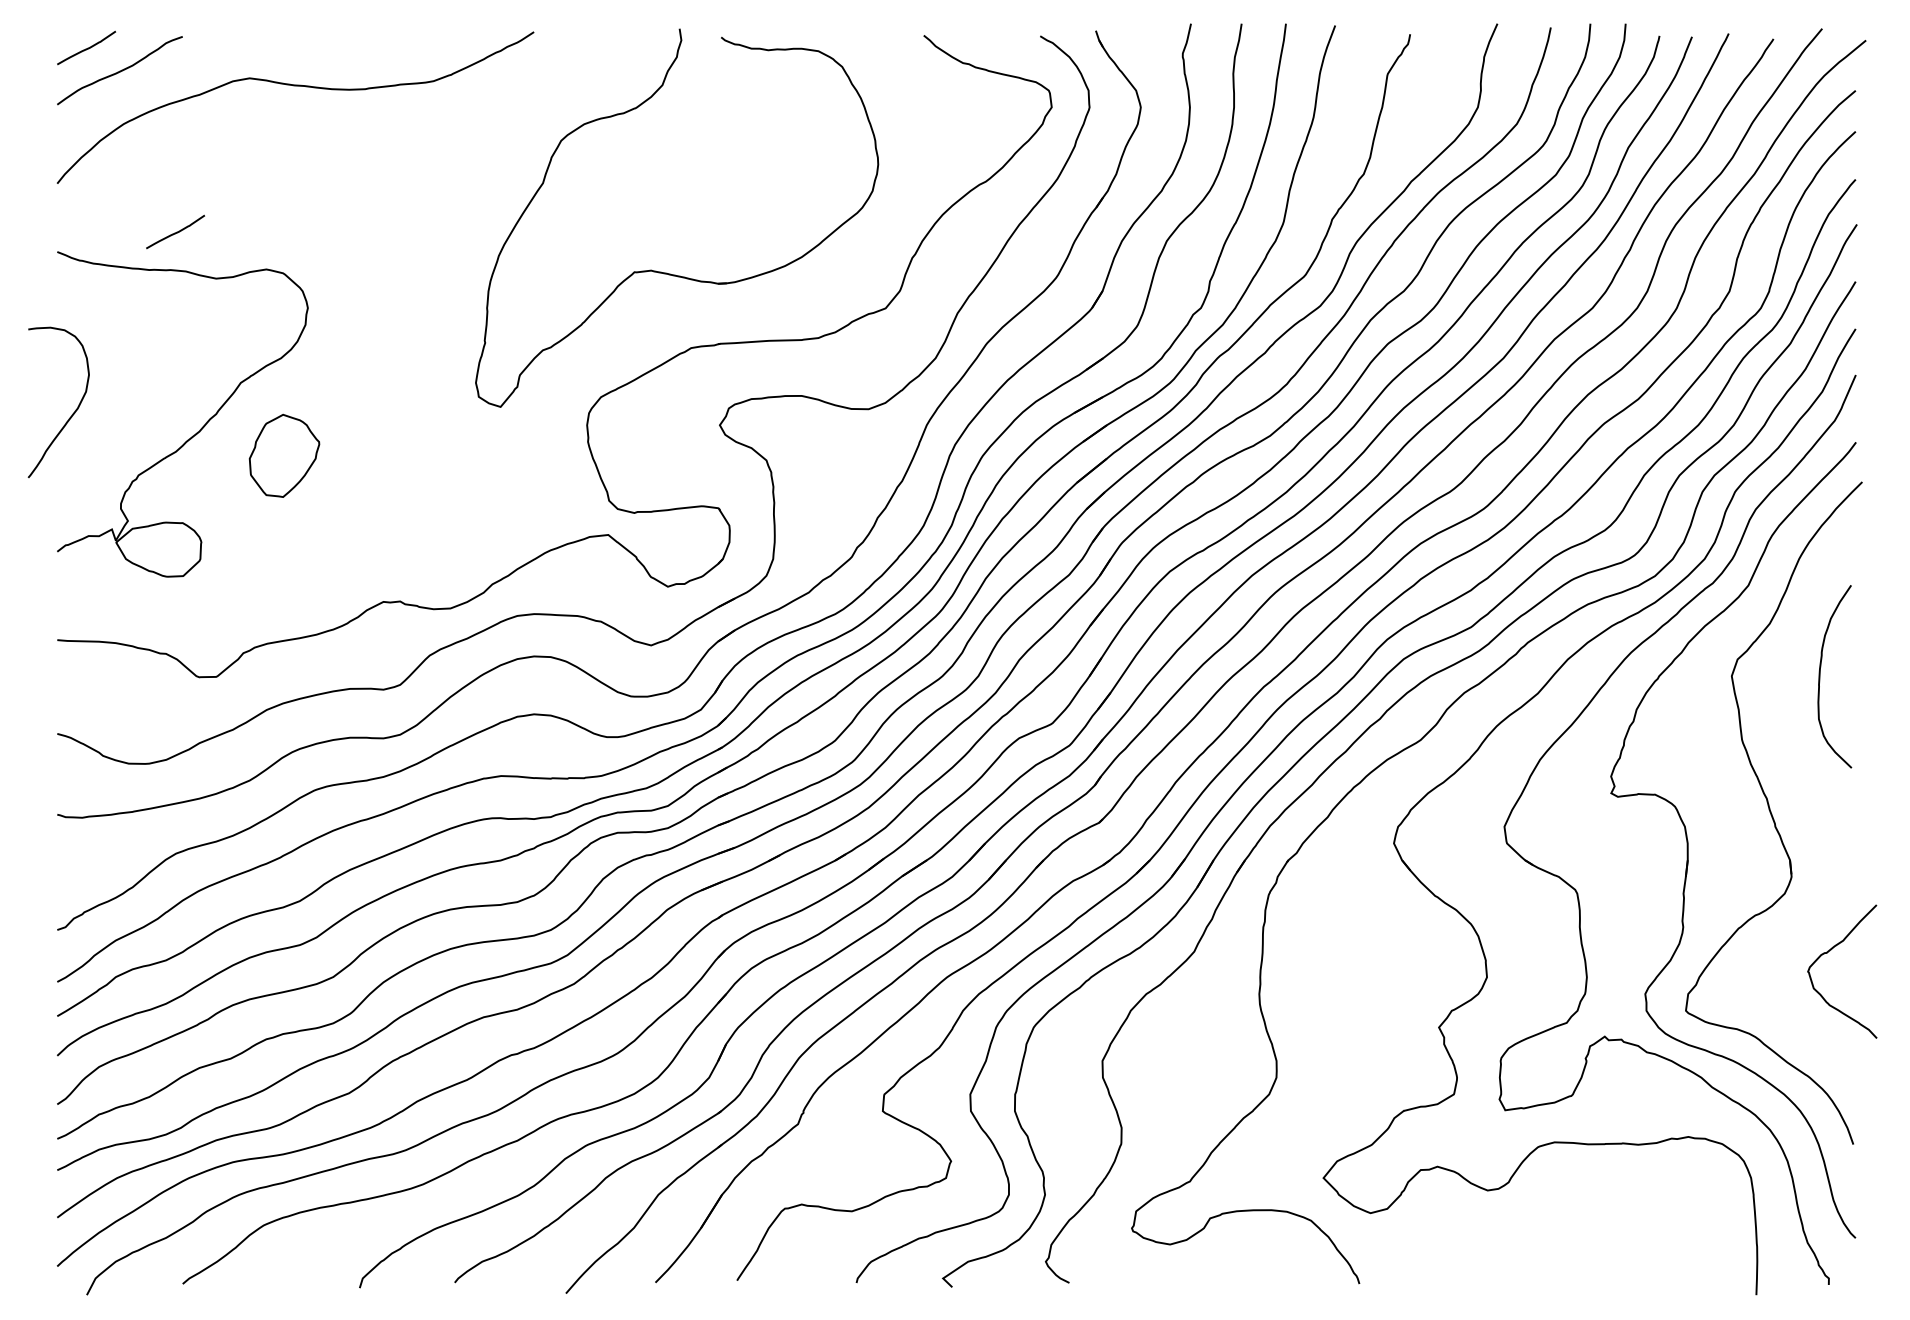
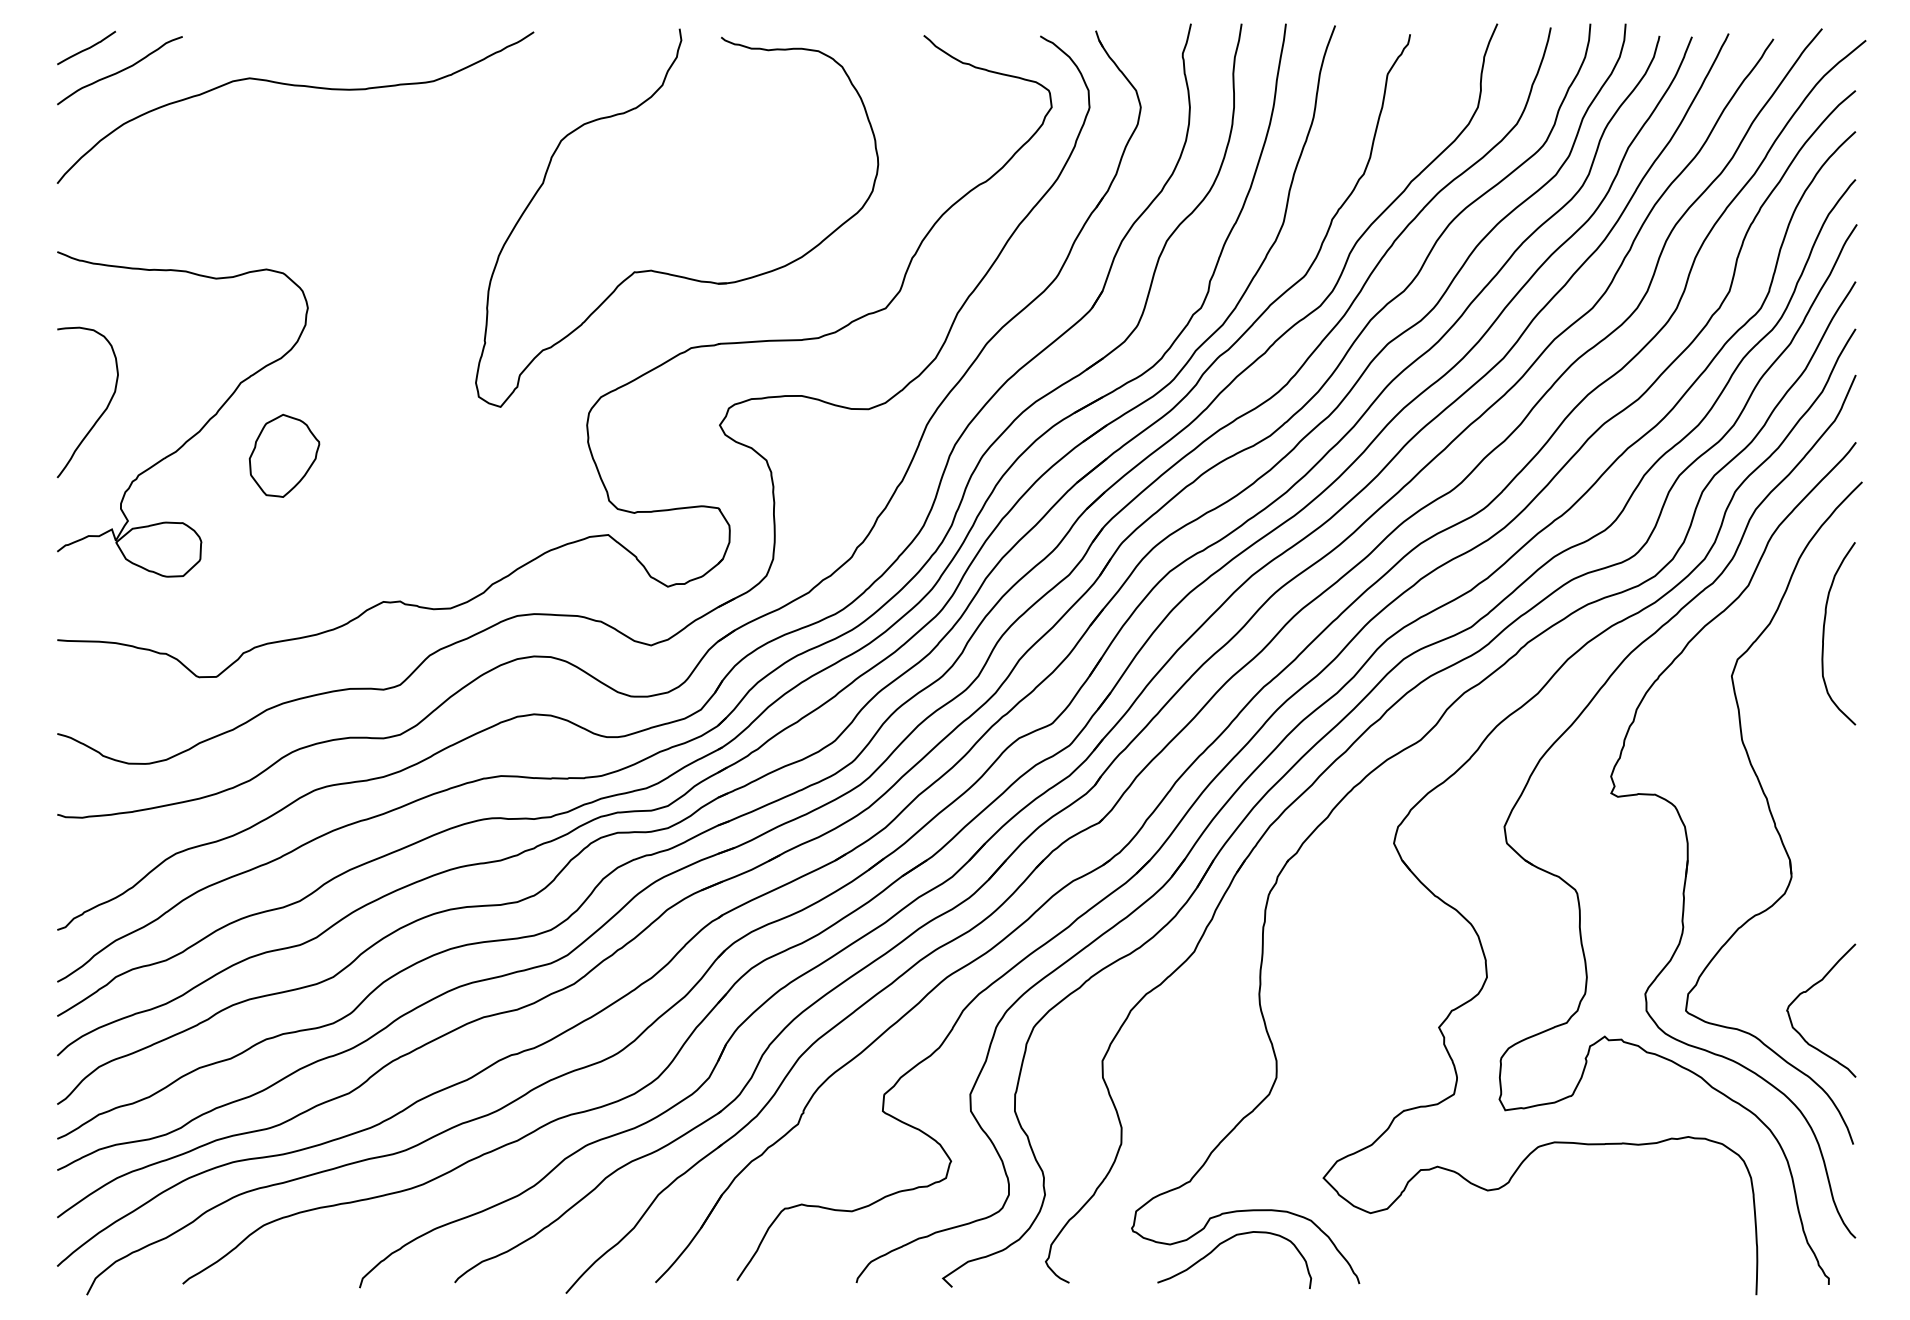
curve: present -> none (176, 231)
curve position: (72, 413) -> (101, 413) (101, 413)
curve position: (1820, 676) -> (1824, 633) (1824, 633)
curve position: (1827, 953) -> (1806, 992) (1806, 992)
curve: none -> present (1223, 1243)
